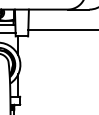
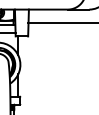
line position: (61, 30) -> (61, 23) (61, 23)
